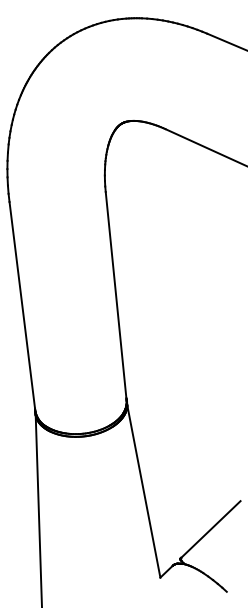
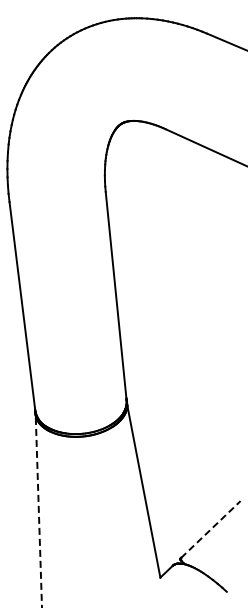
line: solid -> dashed (38, 511)
line: solid -> dashed (211, 529)
